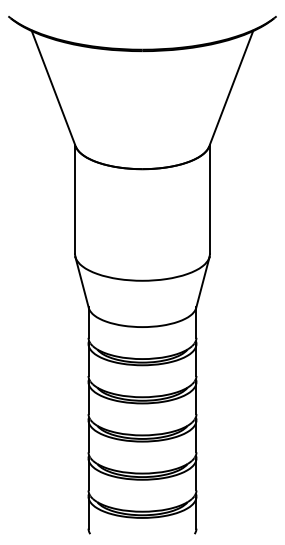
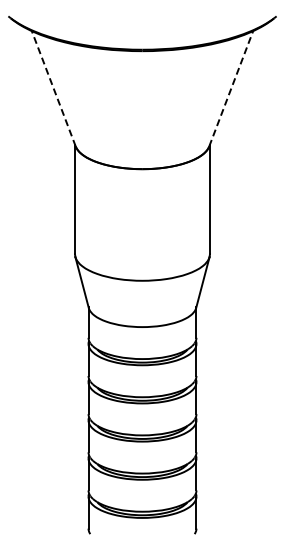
line: solid -> dashed (53, 88)
line: solid -> dashed (231, 88)
